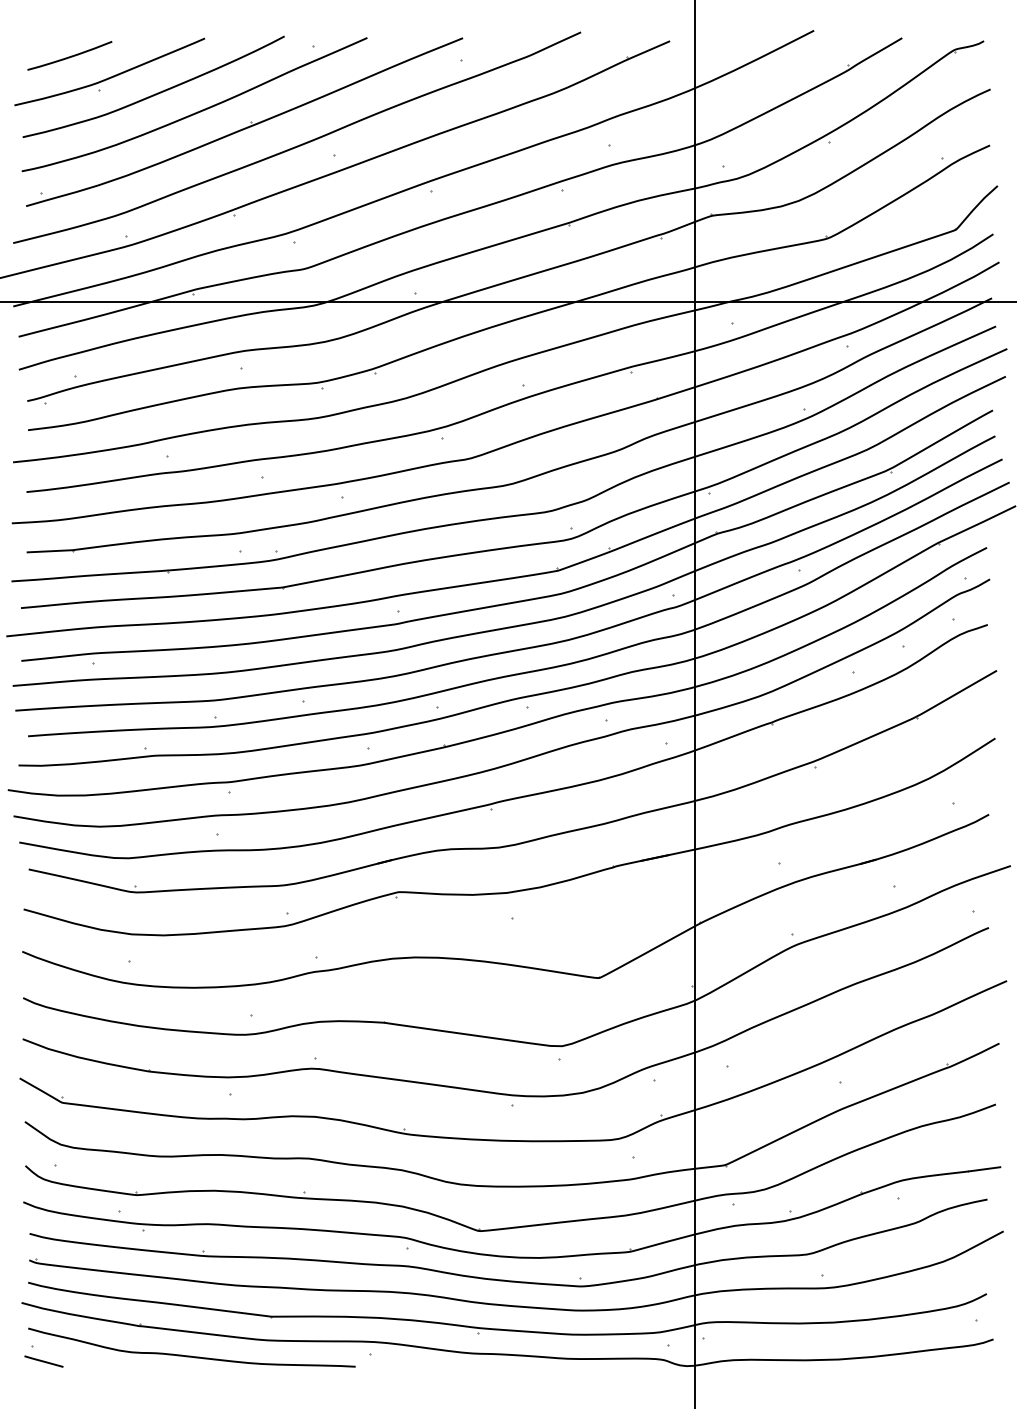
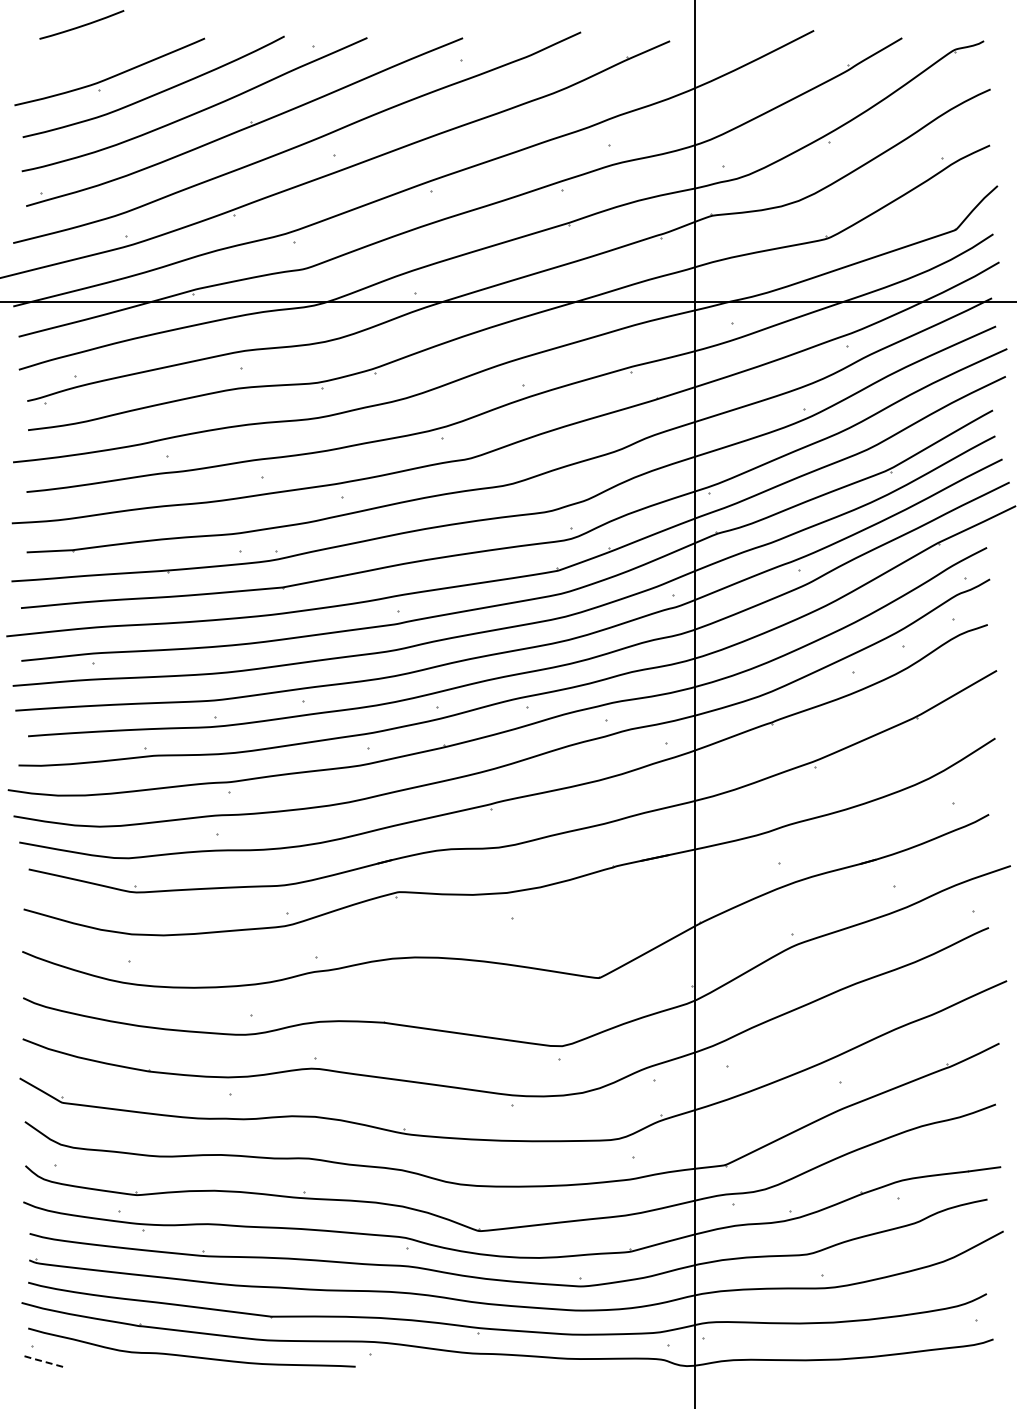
curve position: (69, 56) -> (81, 25) (81, 25)
line: solid -> dashed (44, 1361)
